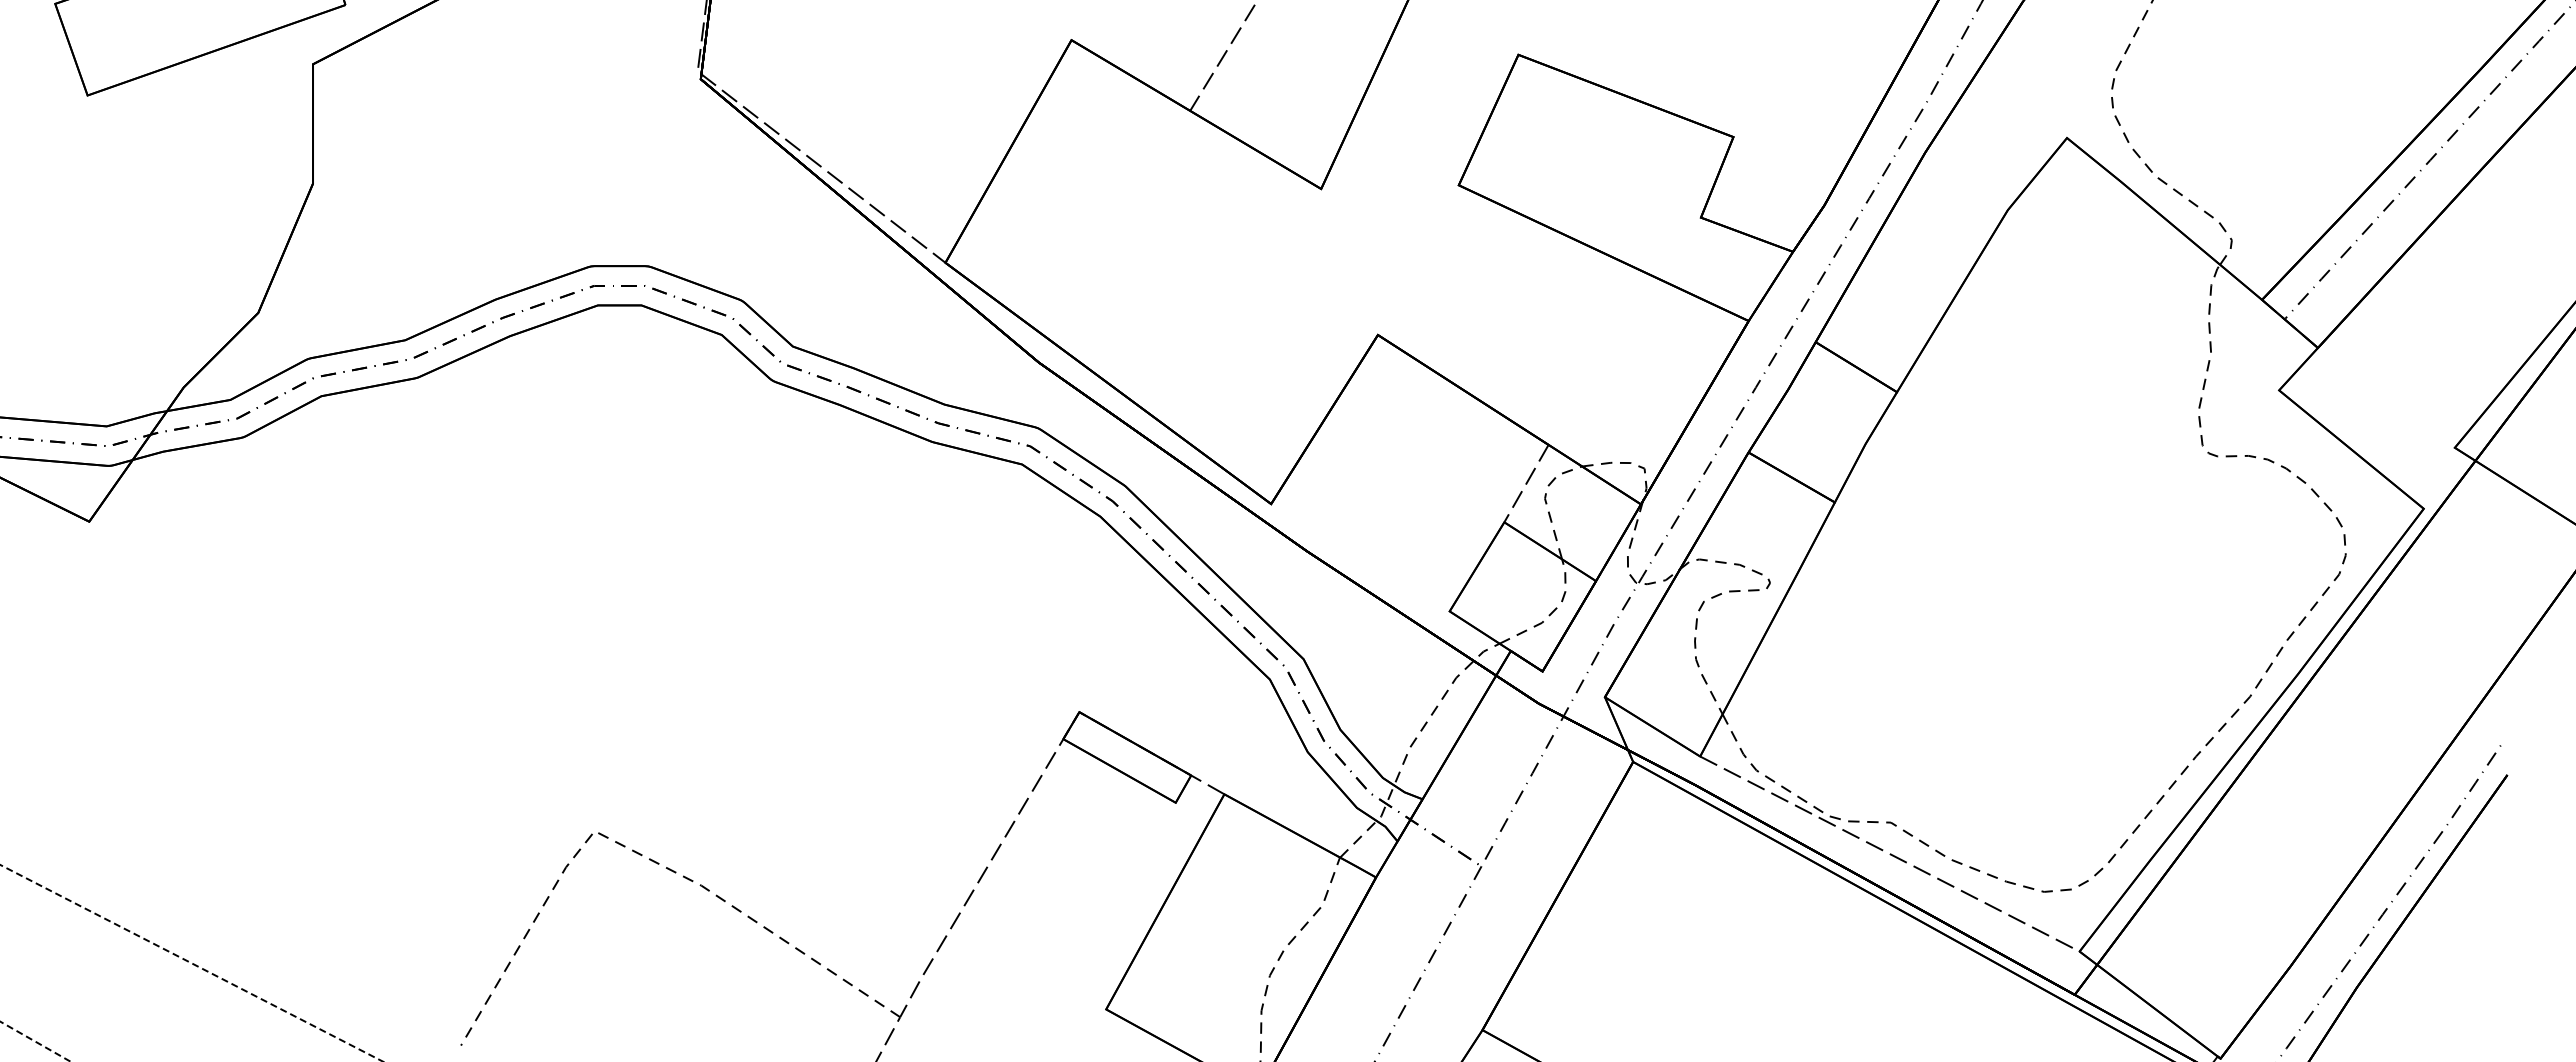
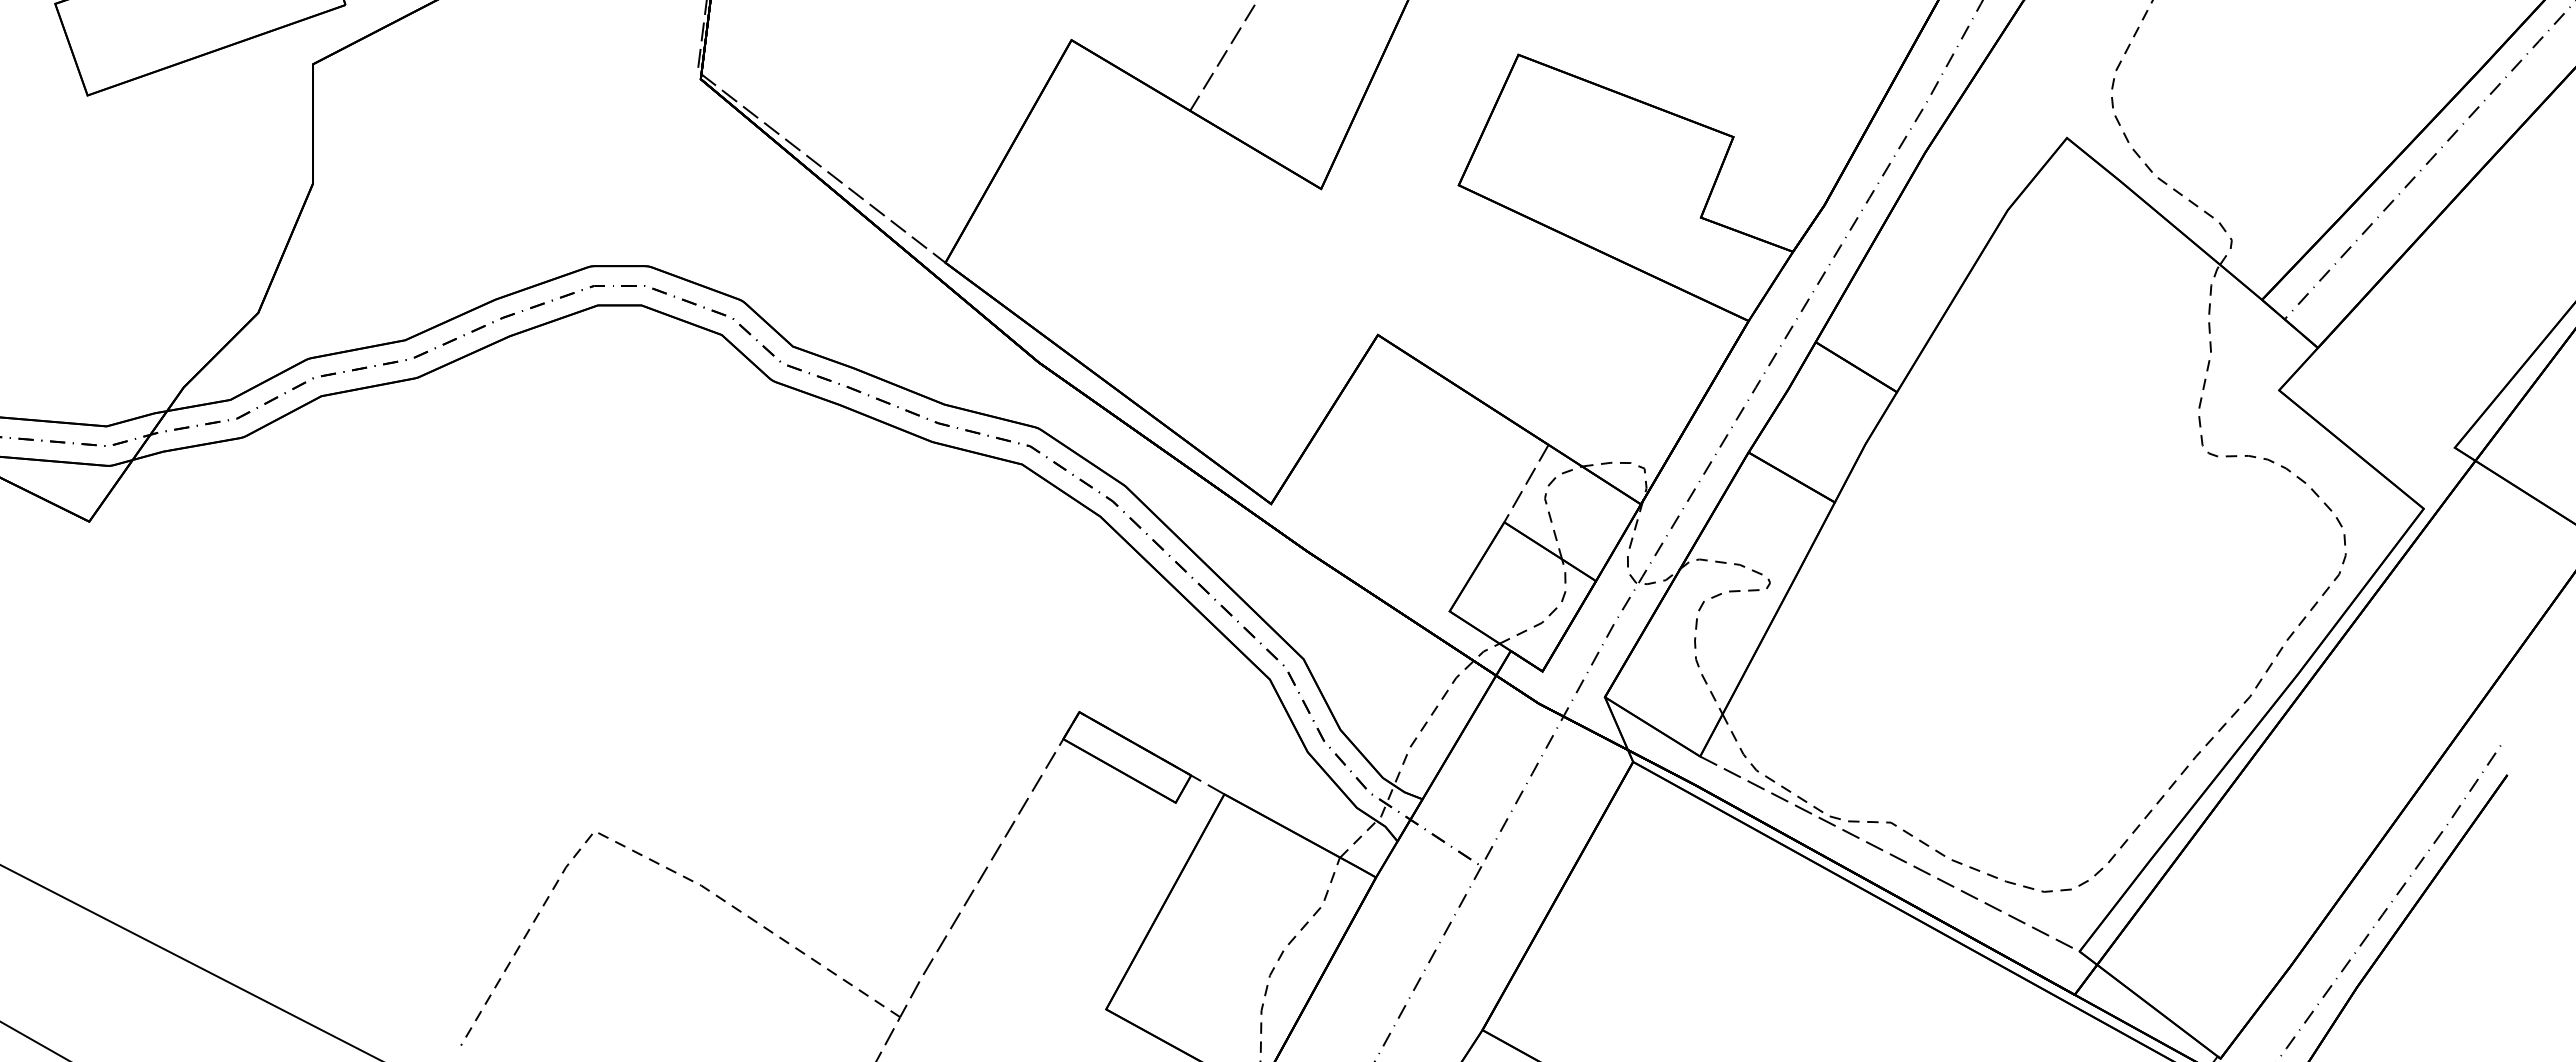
line: dashed -> solid (192, 963)
line: dashed -> solid (36, 1042)
